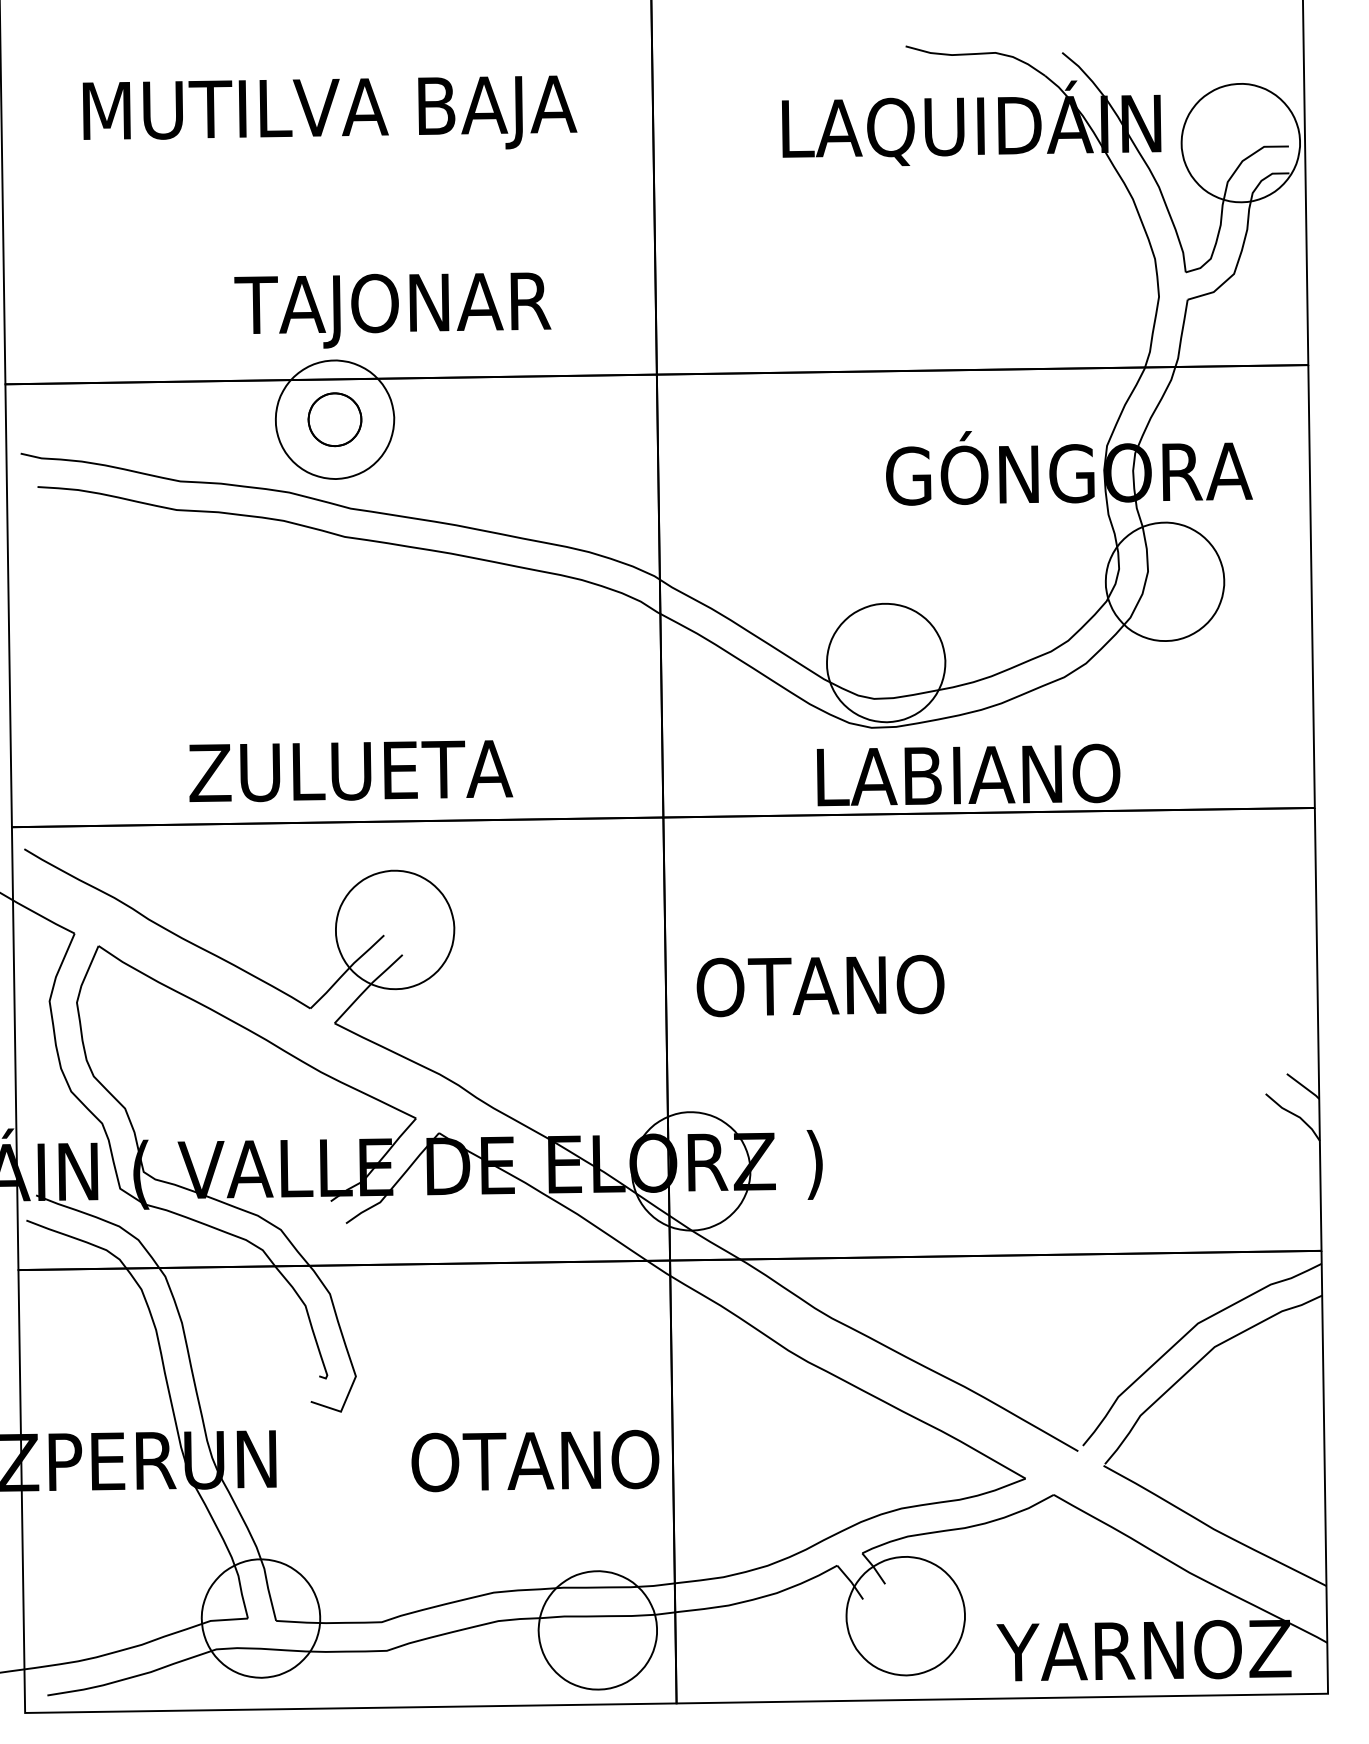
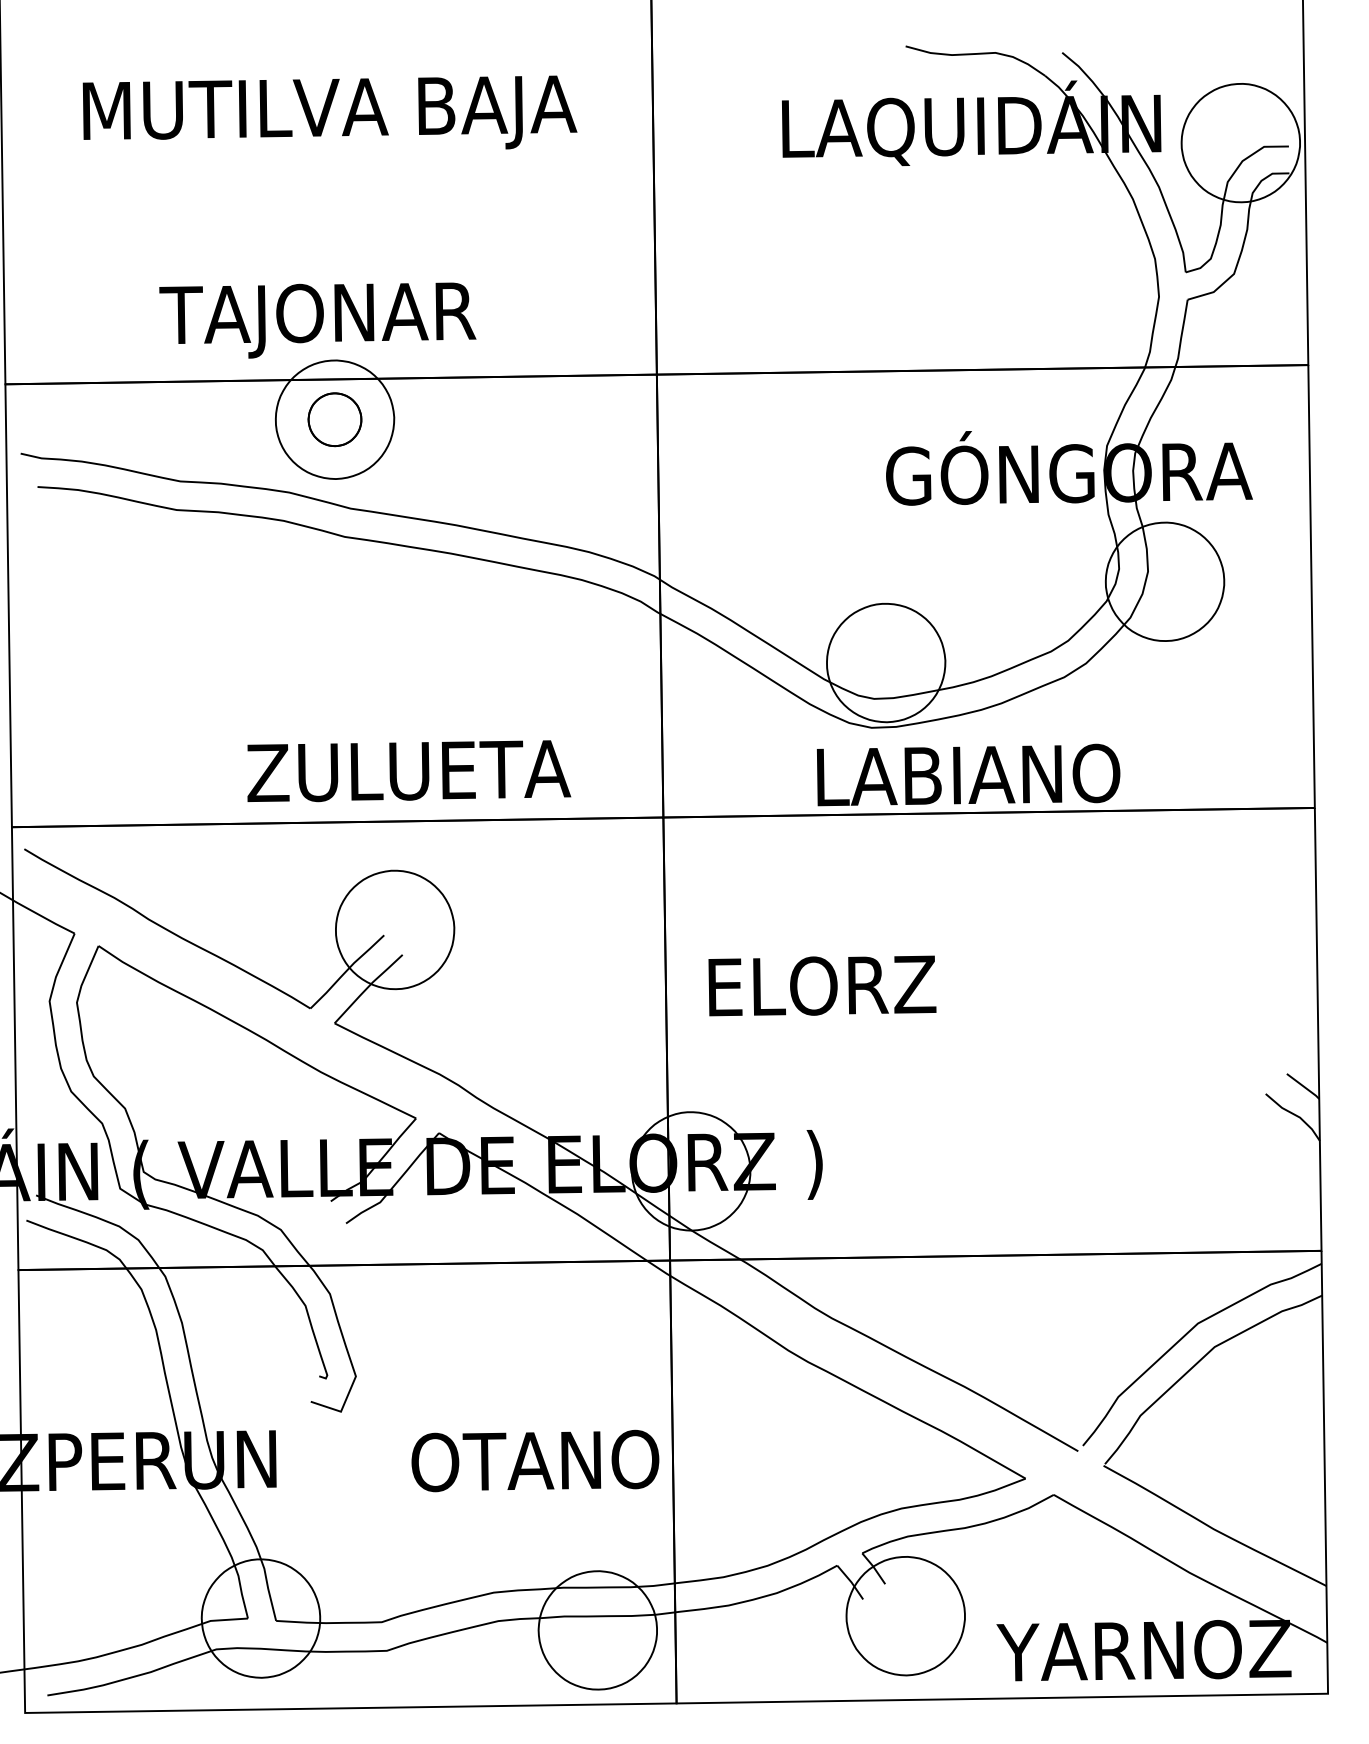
text position: (392, 310) -> (317, 320) (317, 320)
text position: (351, 771) -> (409, 771) (409, 771)
text: OTANO -> ELORZ (820, 985)
